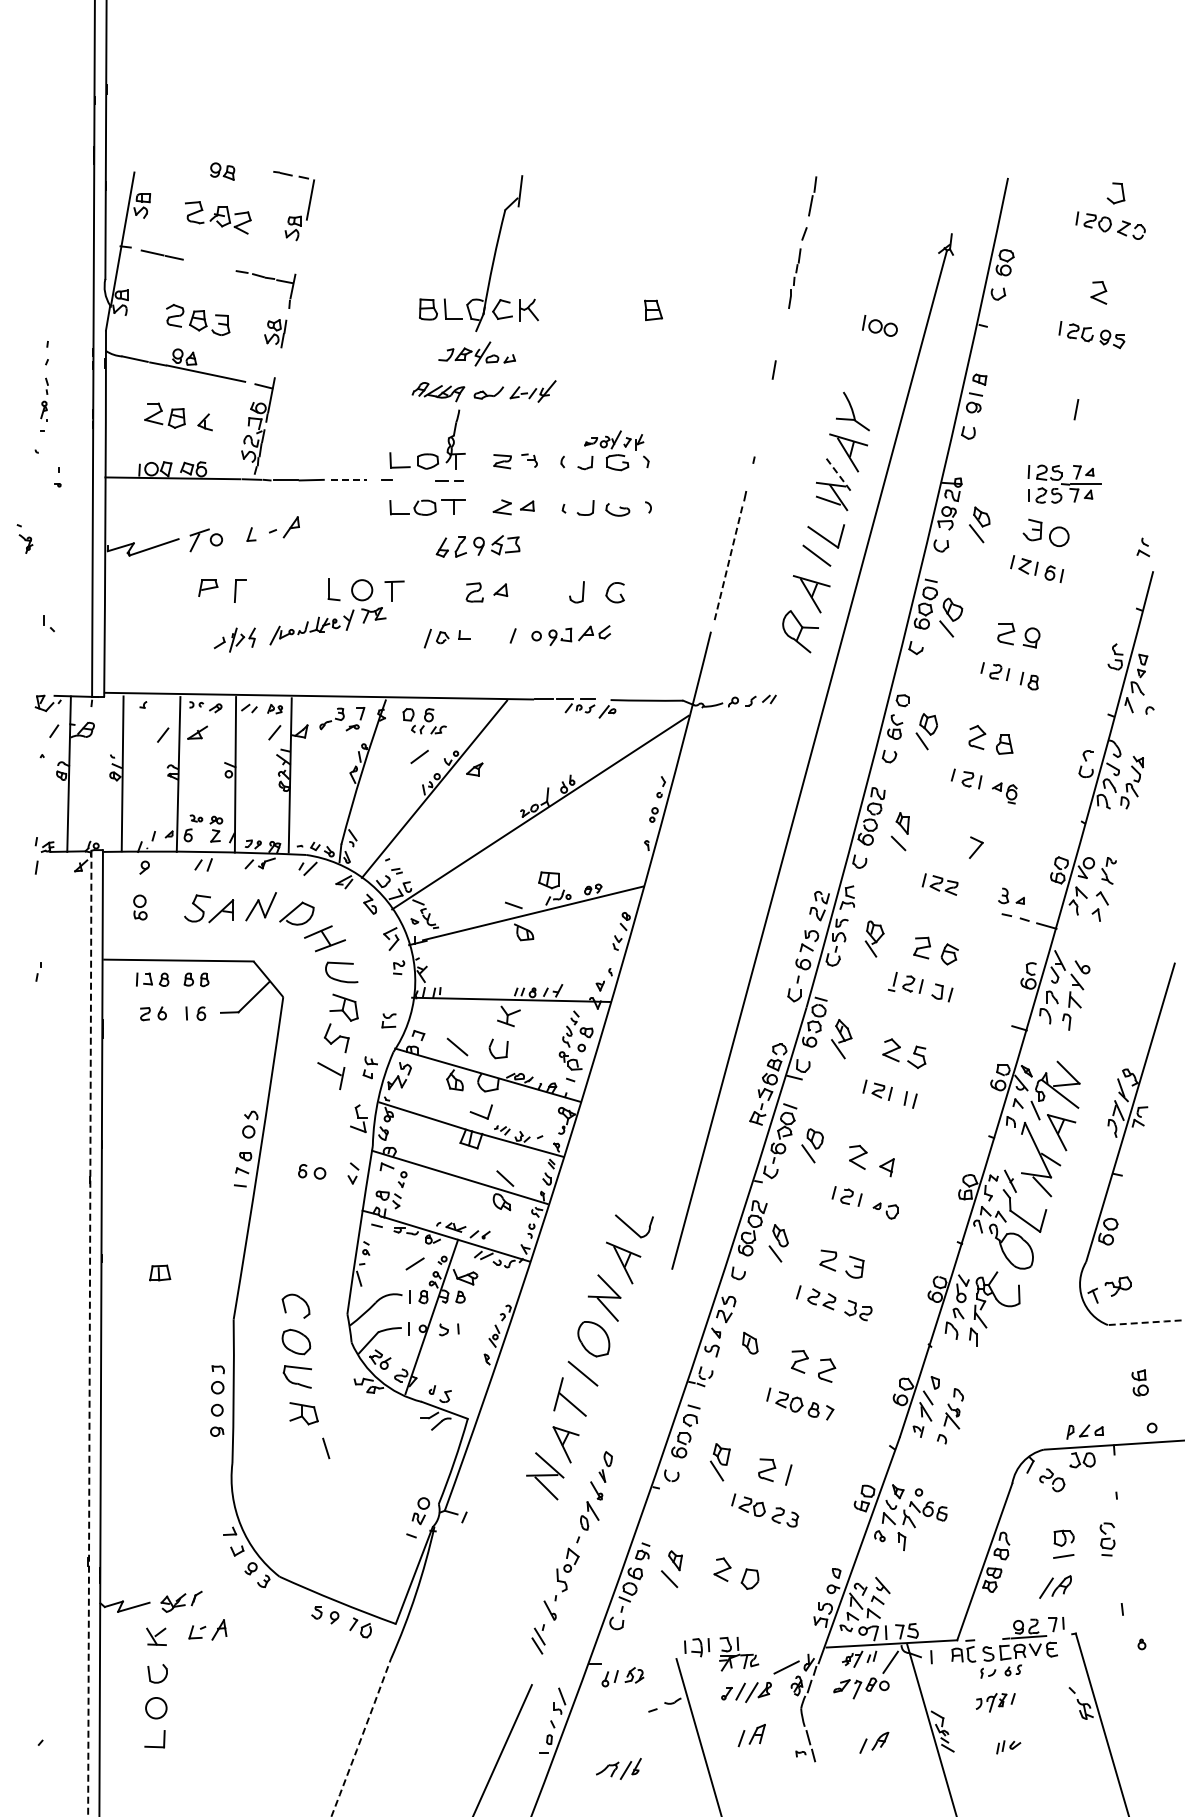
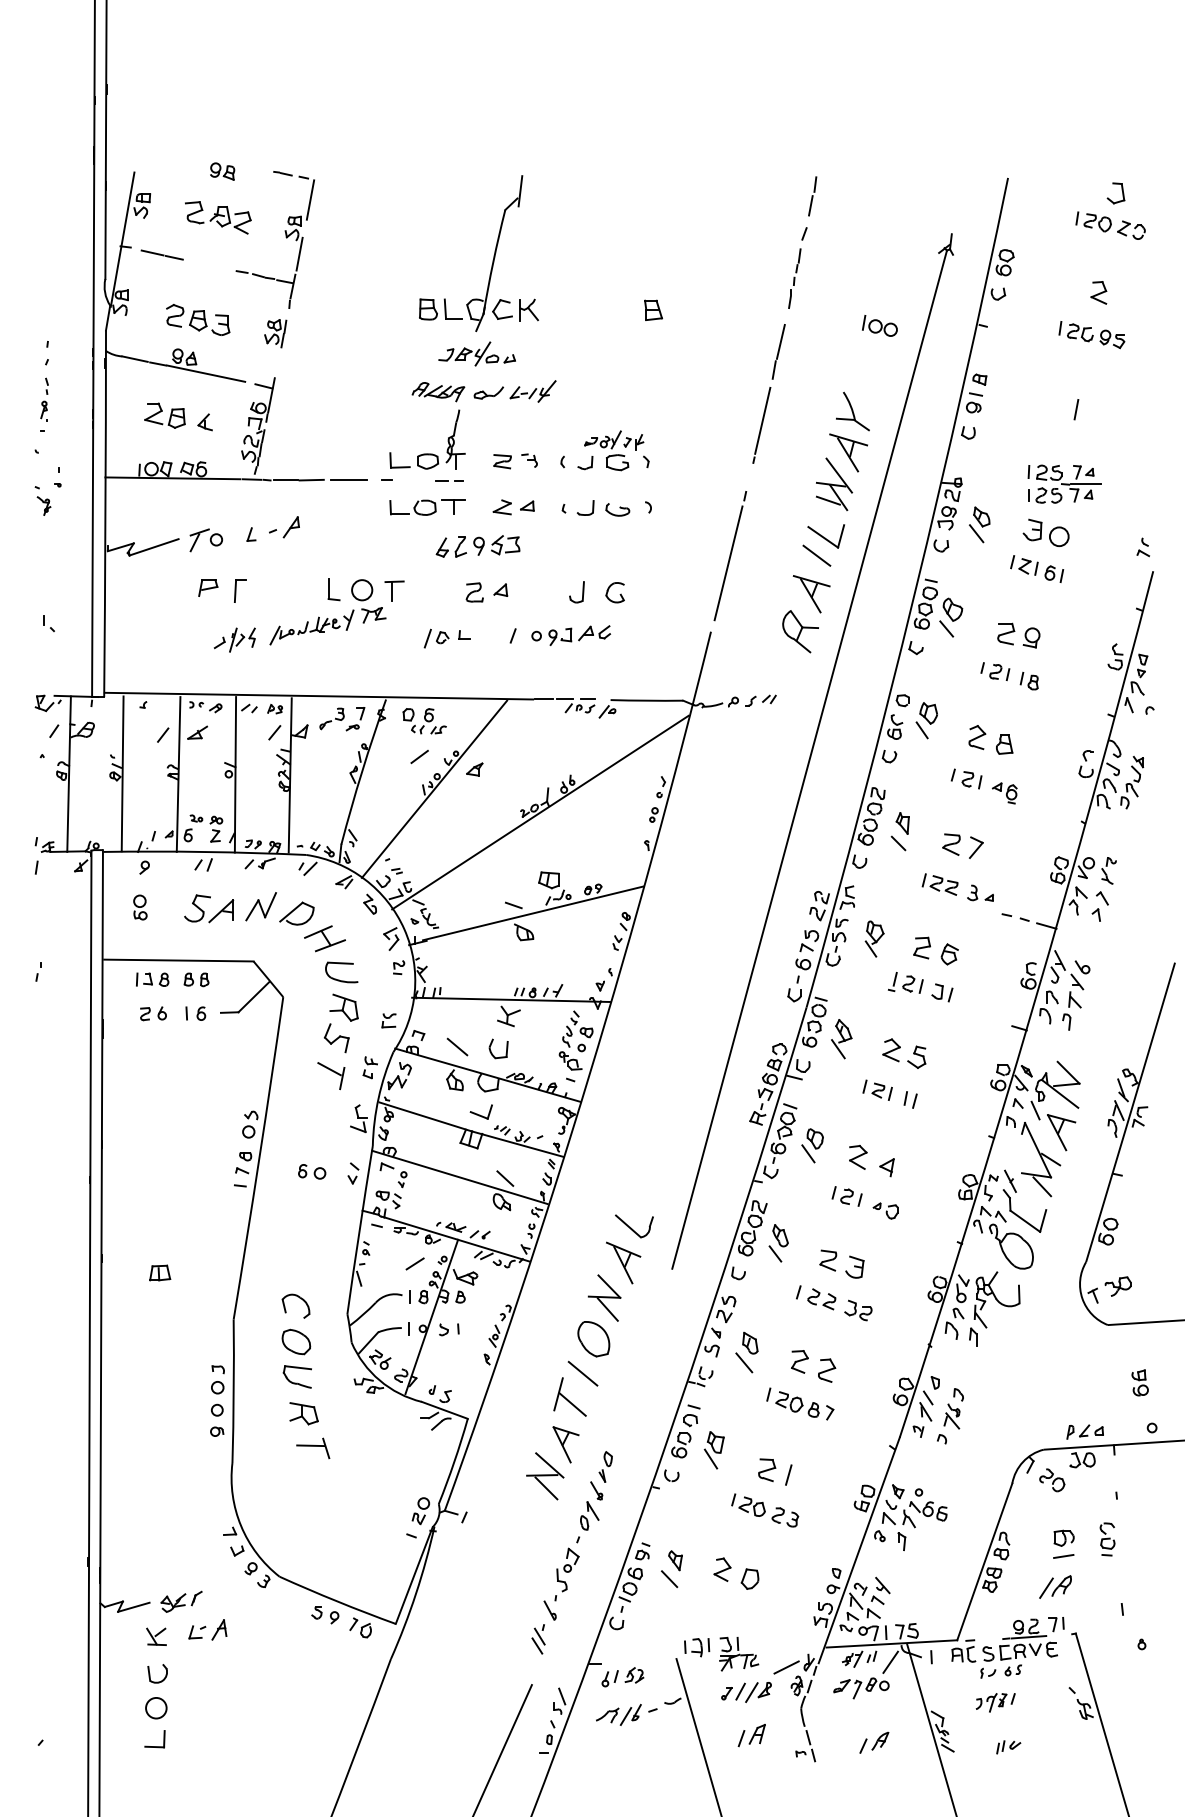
line: none -> present (299, 253)
line: none -> present (780, 341)
line: none -> present (762, 420)
line: dashed -> solid (839, 476)
line: dashed -> solid (349, 480)
part position: (24, 538) -> (42, 500) (42, 500)
line: dashed -> solid (728, 563)
part position: (926, 731) -> (926, 720) (926, 720)
part: none -> present (951, 844)
part position: (1011, 895) -> (980, 892) (980, 892)
arc: dashed -> solid (1145, 1322)
line: dashed -> solid (89, 1333)
line: none -> present (744, 1362)
line: none -> present (310, 1445)
part position: (719, 1462) -> (713, 1450) (713, 1450)
arc: dashed -> solid (361, 1738)
part position: (618, 1768) -> (618, 1714) (618, 1714)
